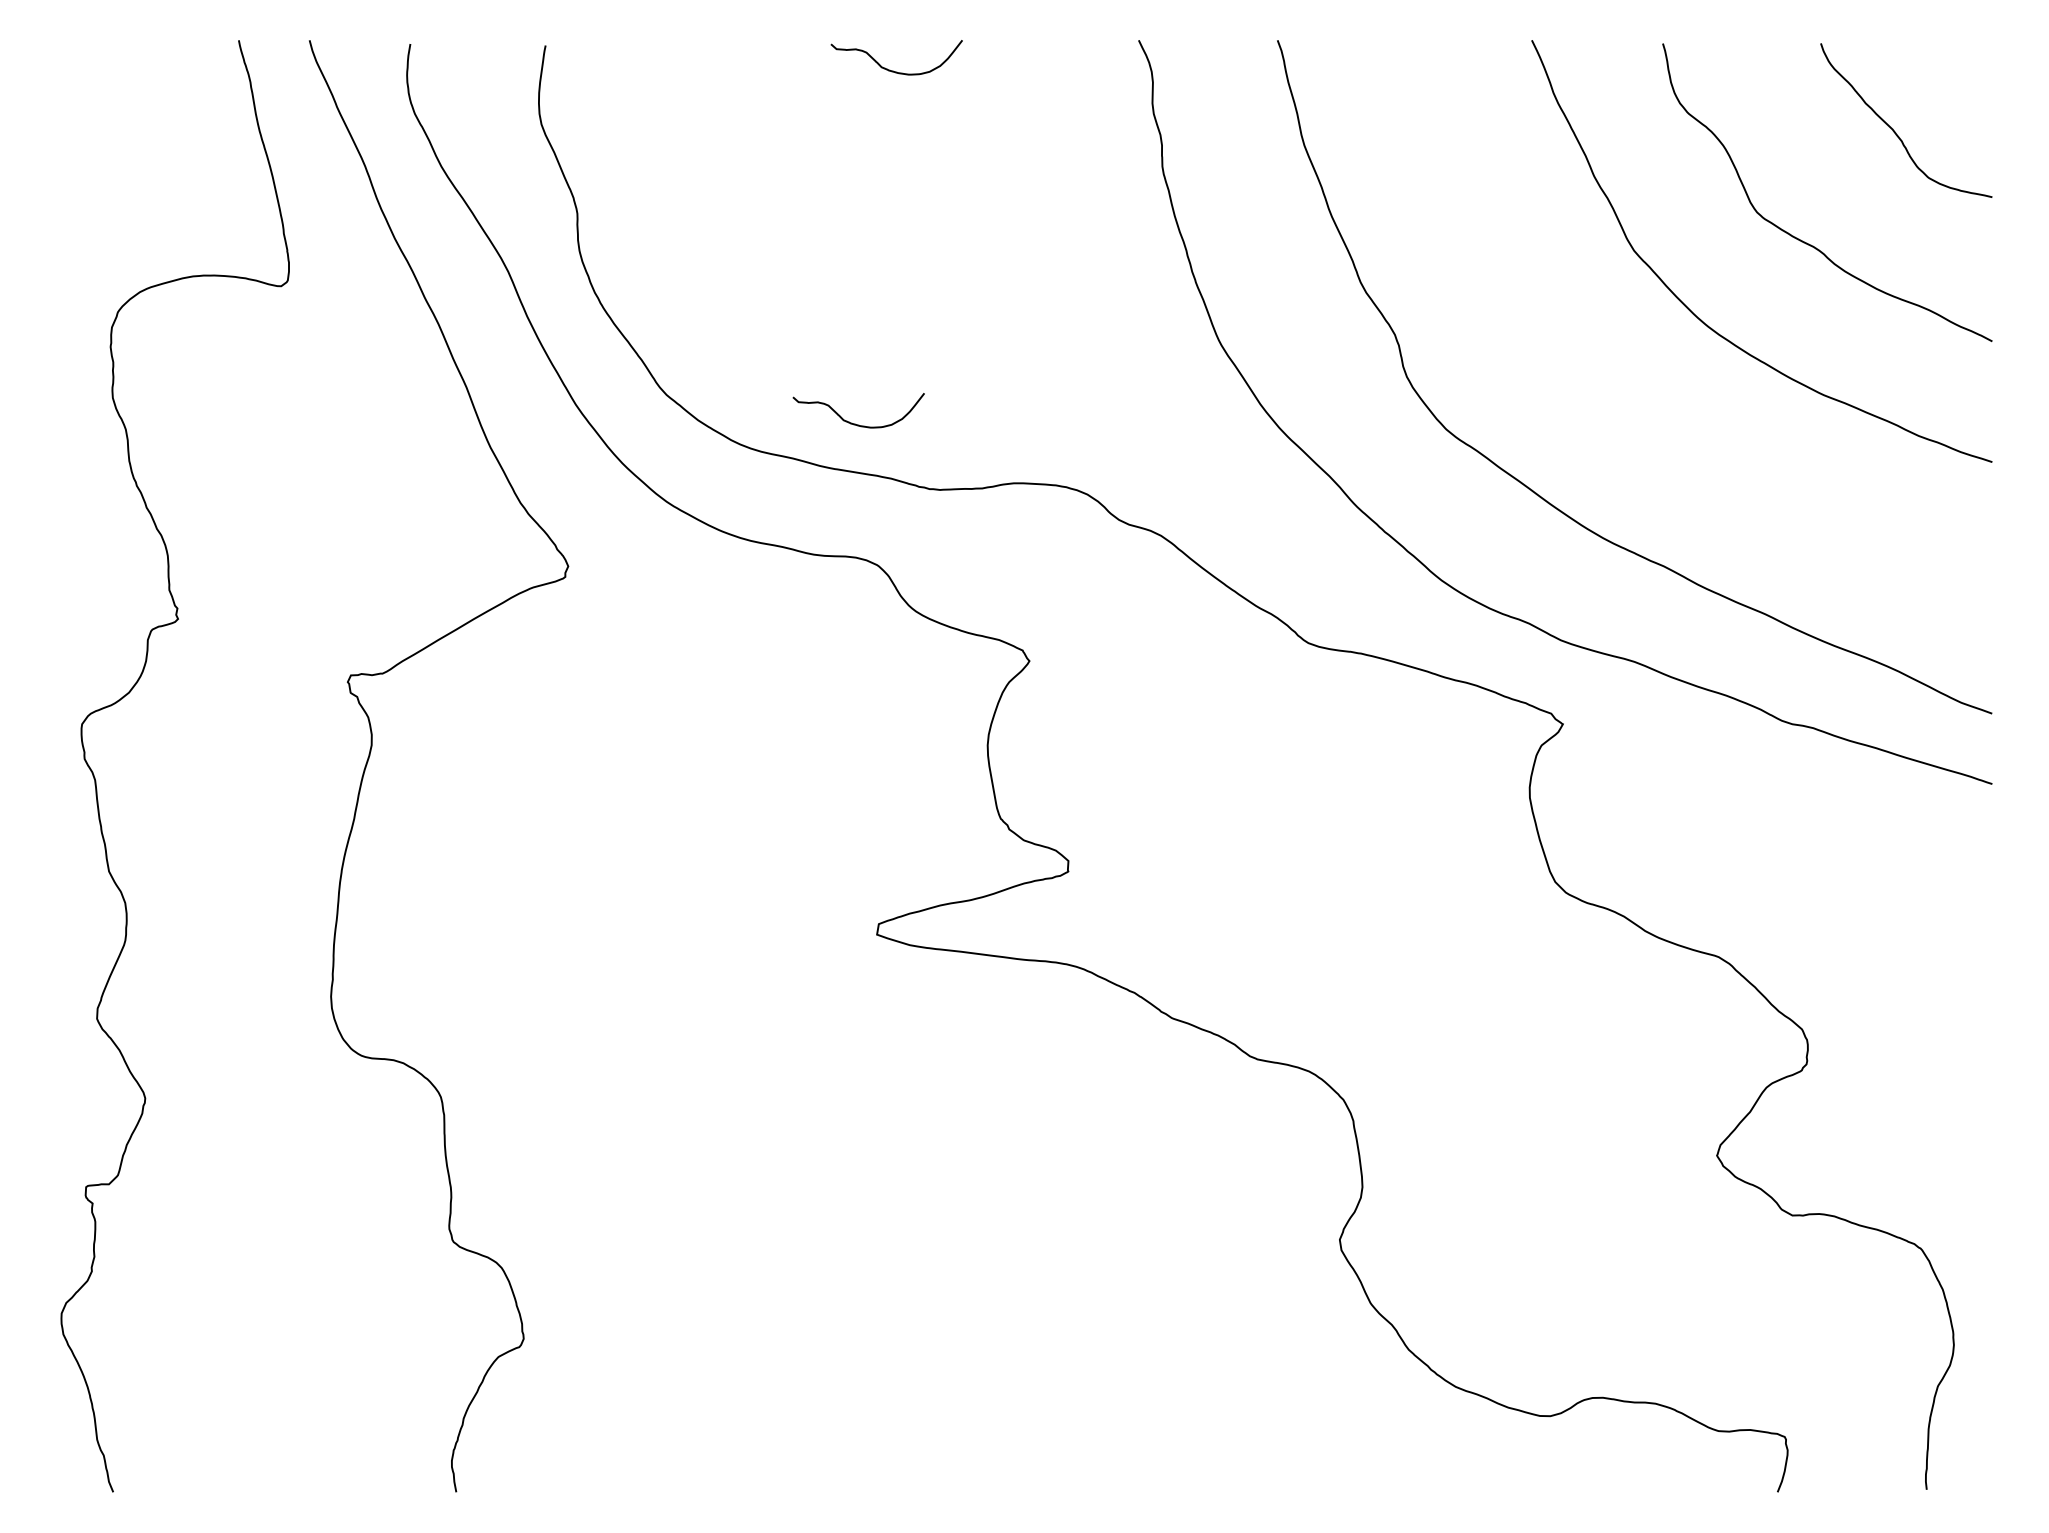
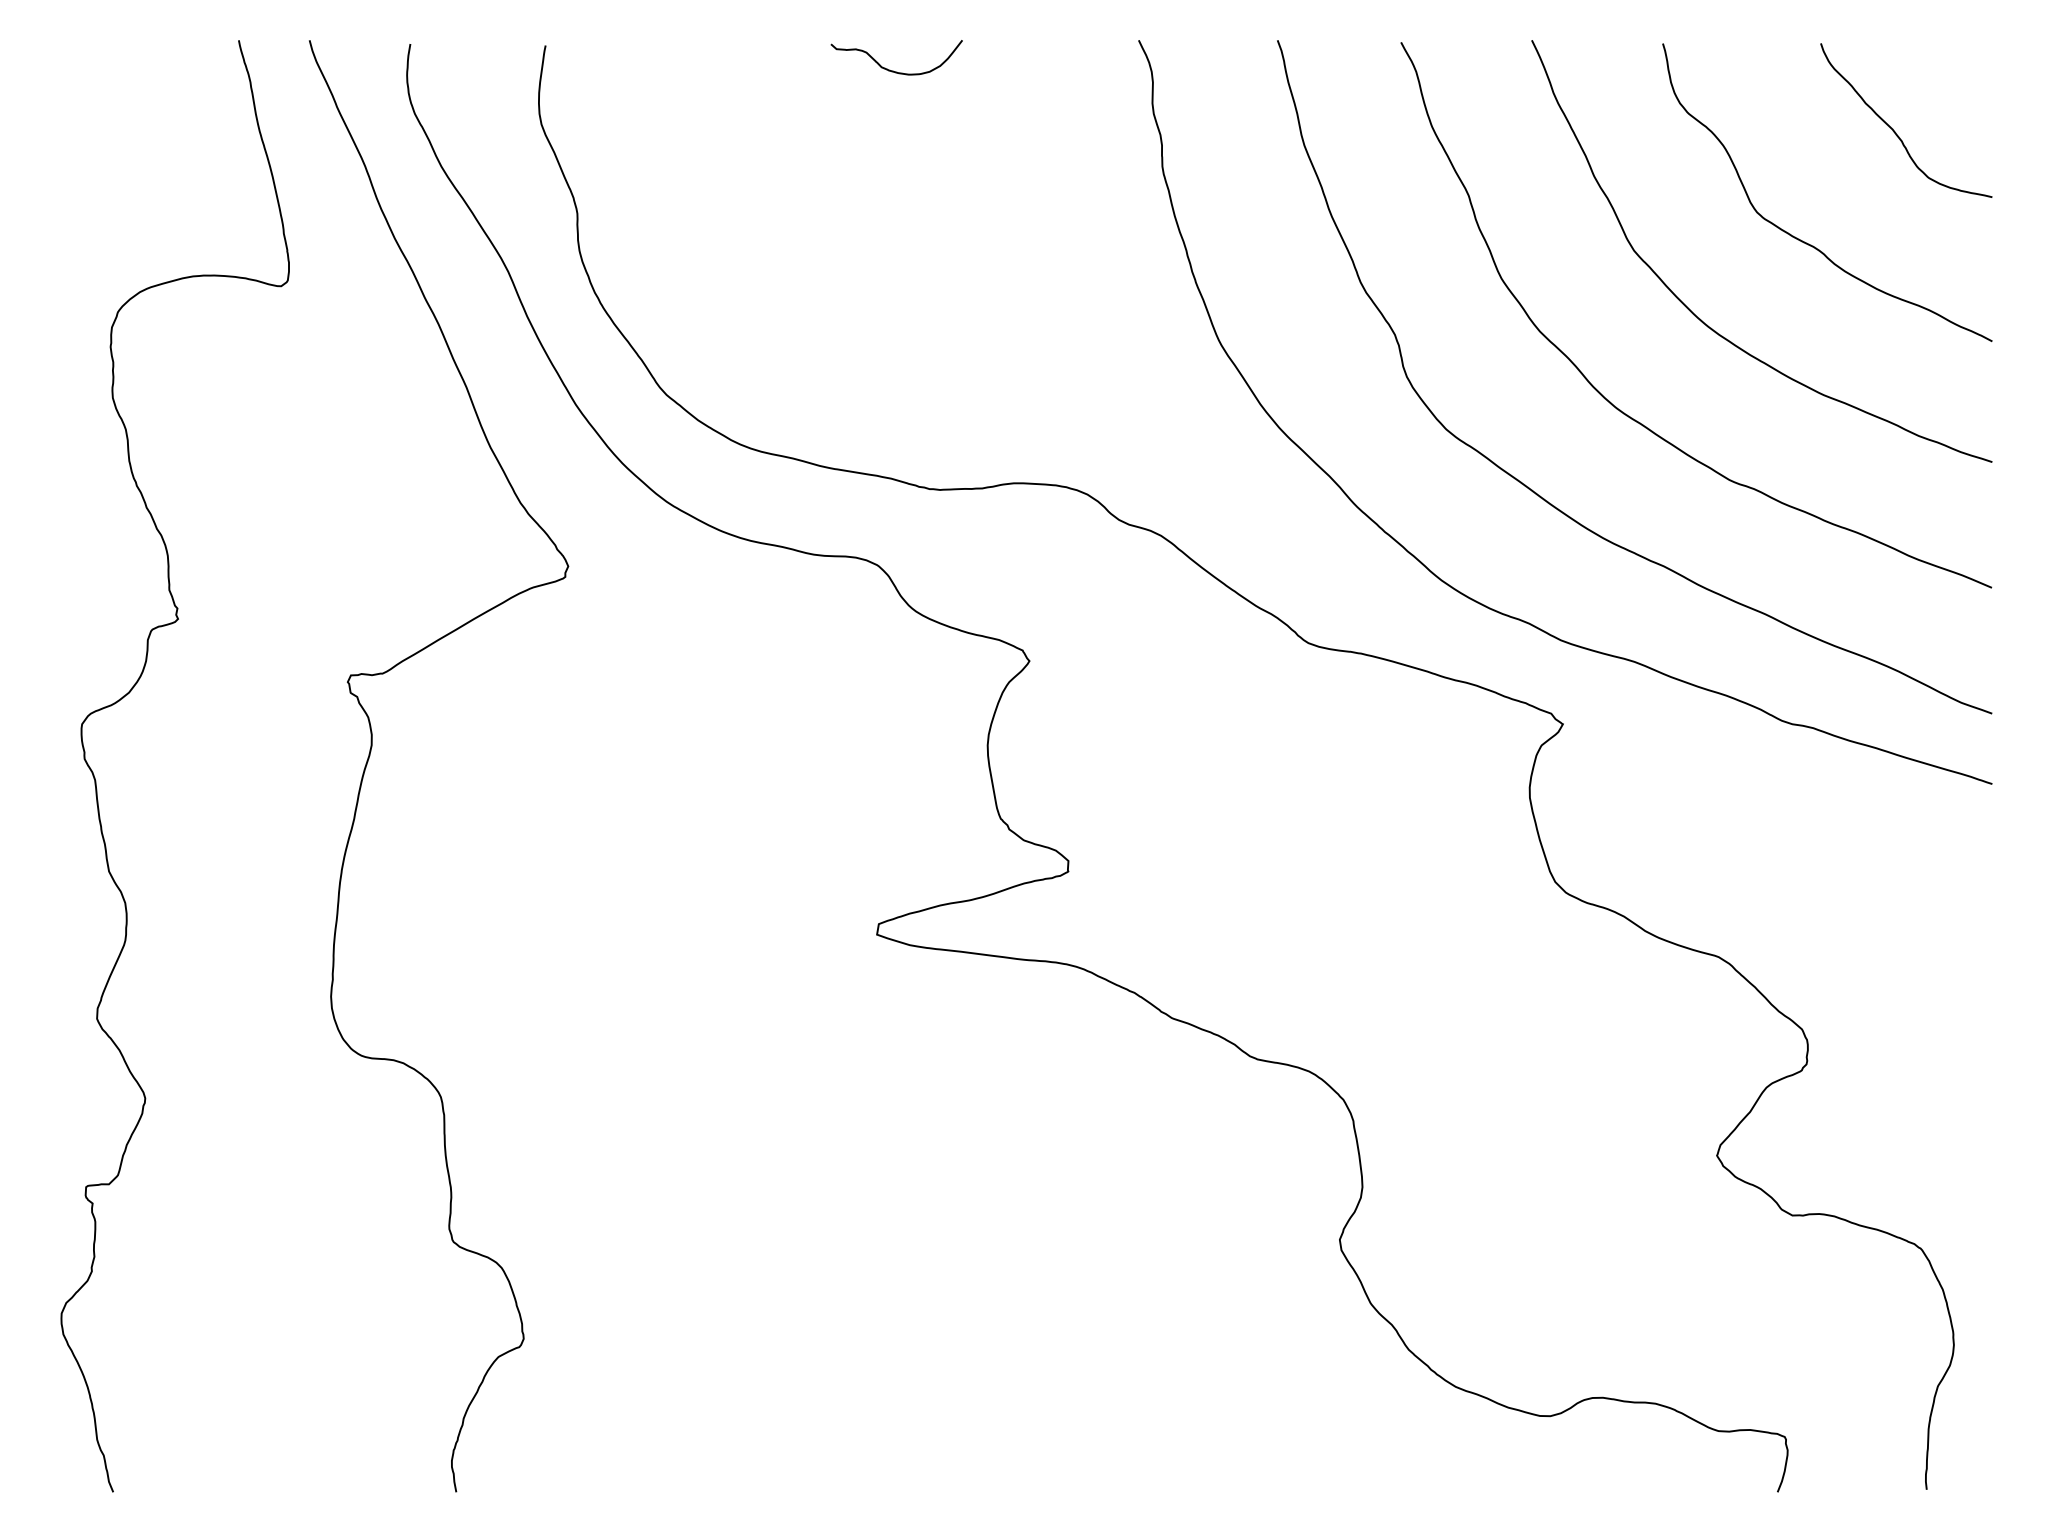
curve: none -> present (1632, 417)
curve: present -> none (855, 423)
